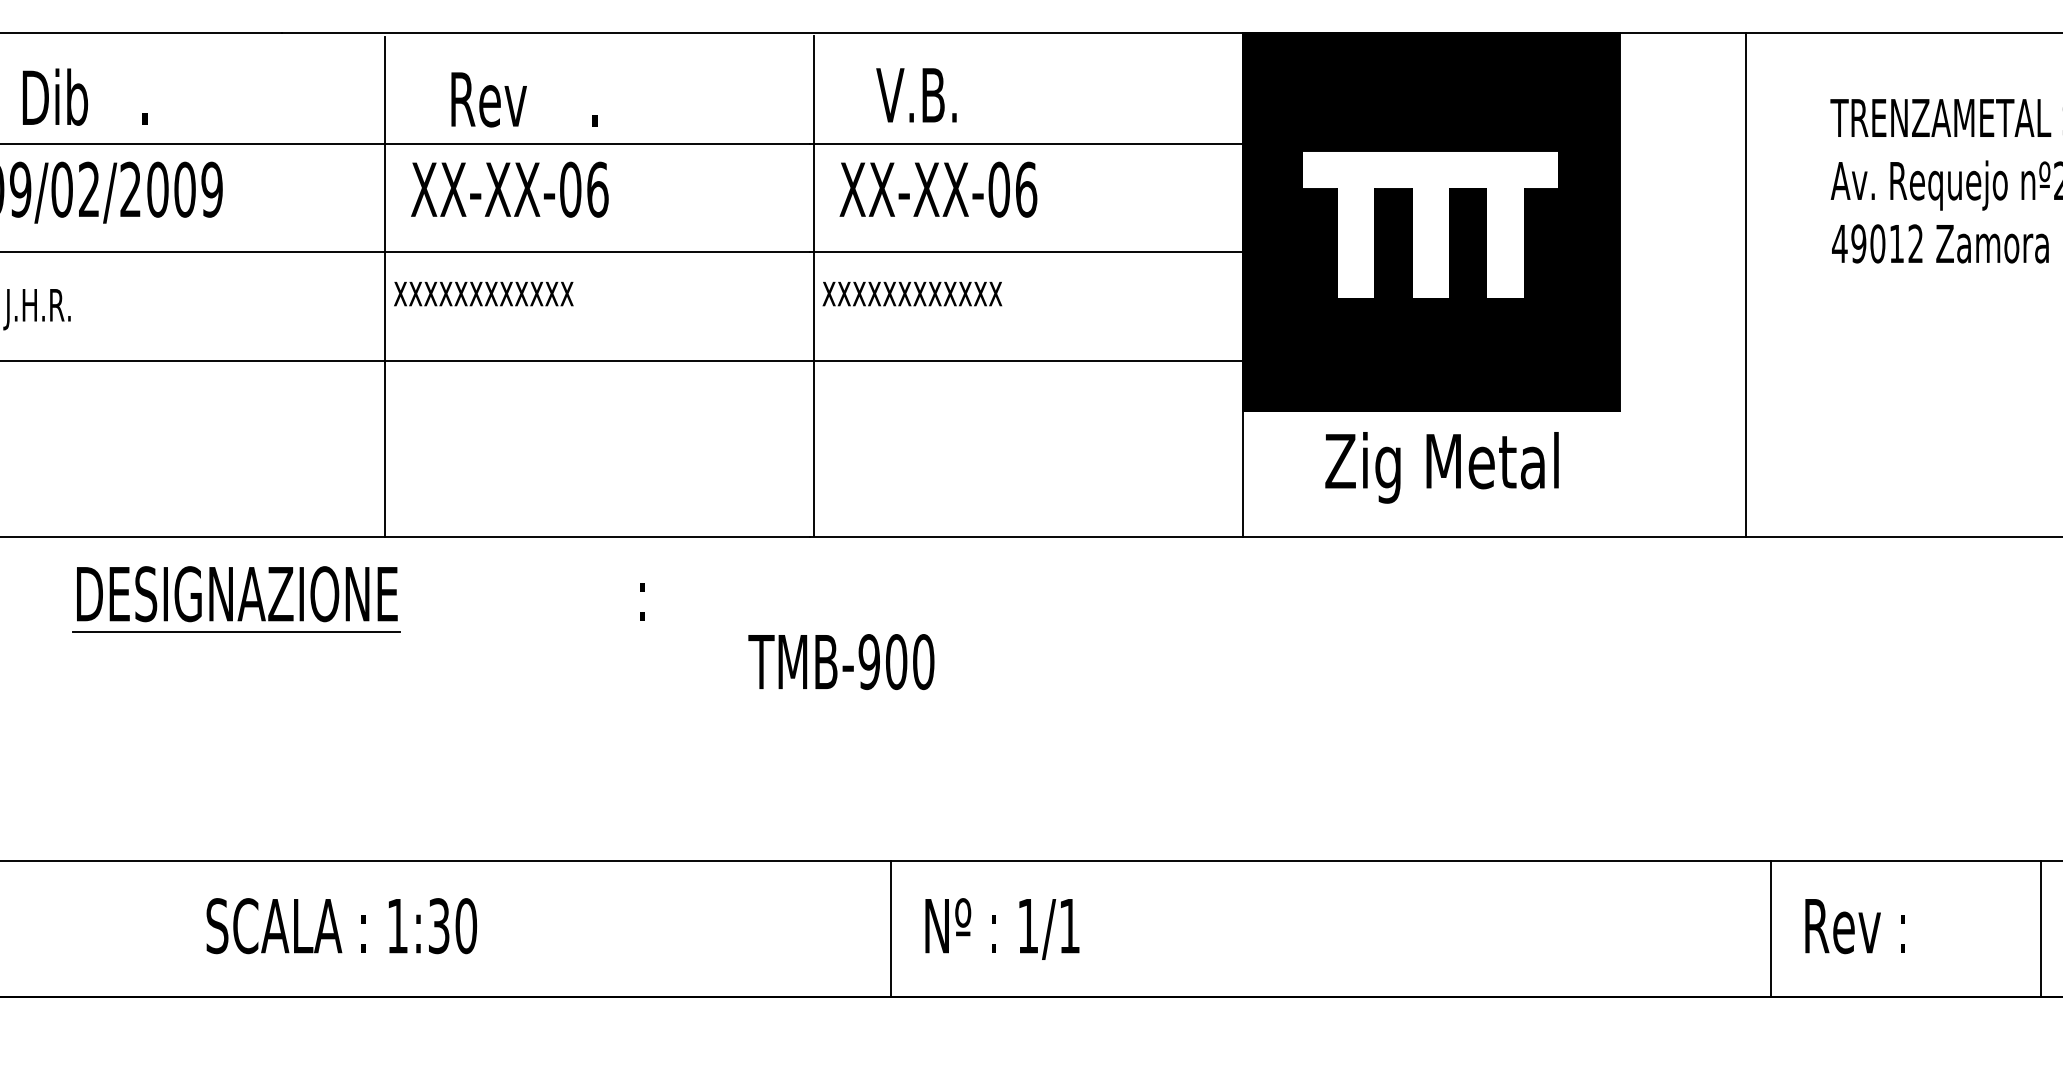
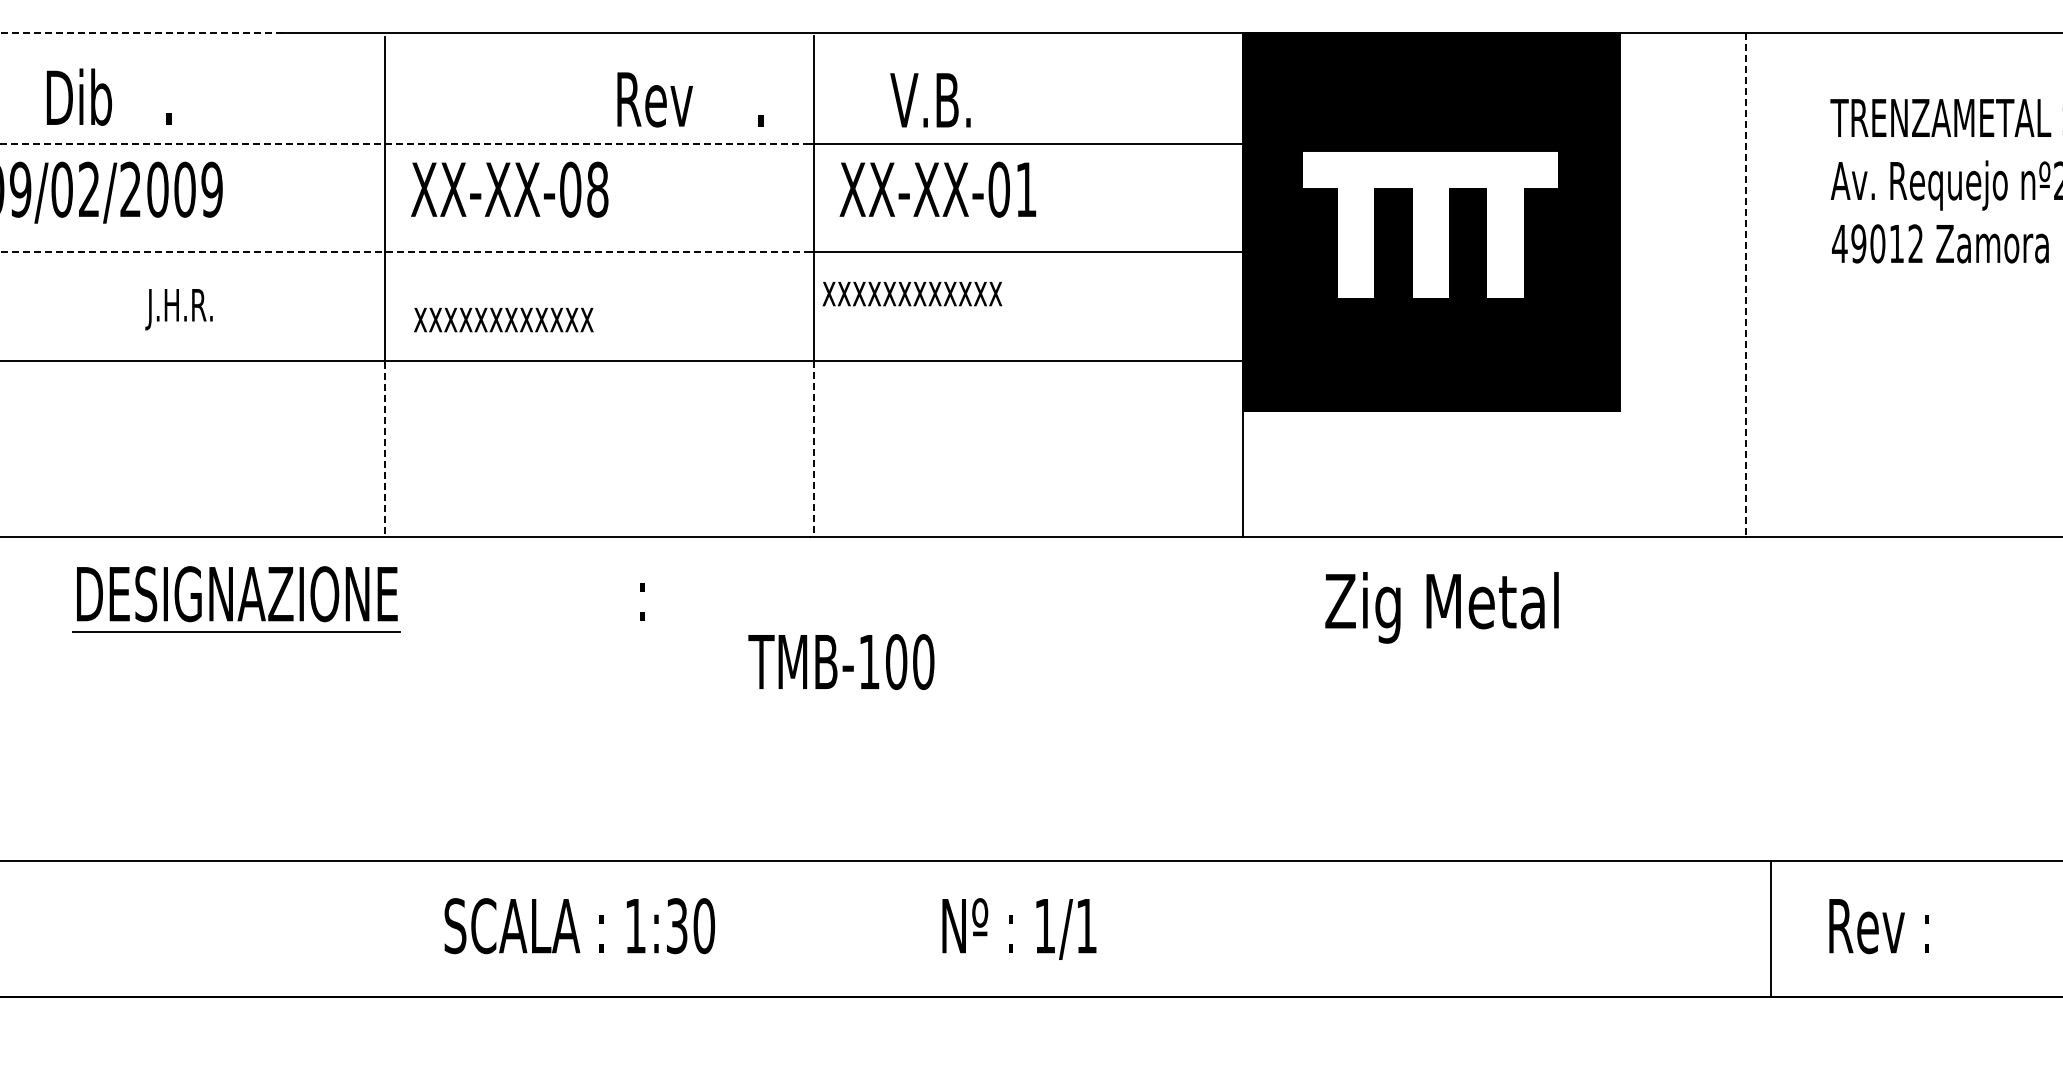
line: solid -> dashed (141, 32)
text position: (916, 95) -> (930, 100) (930, 100)
text position: (84, 96) -> (108, 96) (108, 96)
text position: (524, 99) -> (690, 99) (690, 99)
line: solid -> dashed (404, 144)
text: XX-XX-06 -> XX-XX-08 (597, 189)
text: XX-XX-06 -> XX-XX-01 (1026, 189)
line: solid -> dashed (405, 252)
line: solid -> dashed (1745, 284)
text position: (483, 294) -> (503, 320) (503, 320)
text position: (36, 309) -> (178, 309) (178, 309)
line: solid -> dashed (813, 448)
line: solid -> dashed (385, 449)
text position: (1441, 467) -> (1441, 607) (1441, 607)
text: TMB-900 -> TMB-100 (868, 662)
text position: (341, 926) -> (579, 926) (579, 926)
text position: (1854, 926) -> (1878, 926) (1878, 926)
line: present -> none (890, 928)
text position: (1002, 928) -> (1019, 928) (1019, 928)
line: present -> none (2041, 928)
